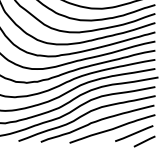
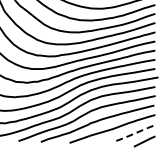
line: solid -> dashed (134, 133)
